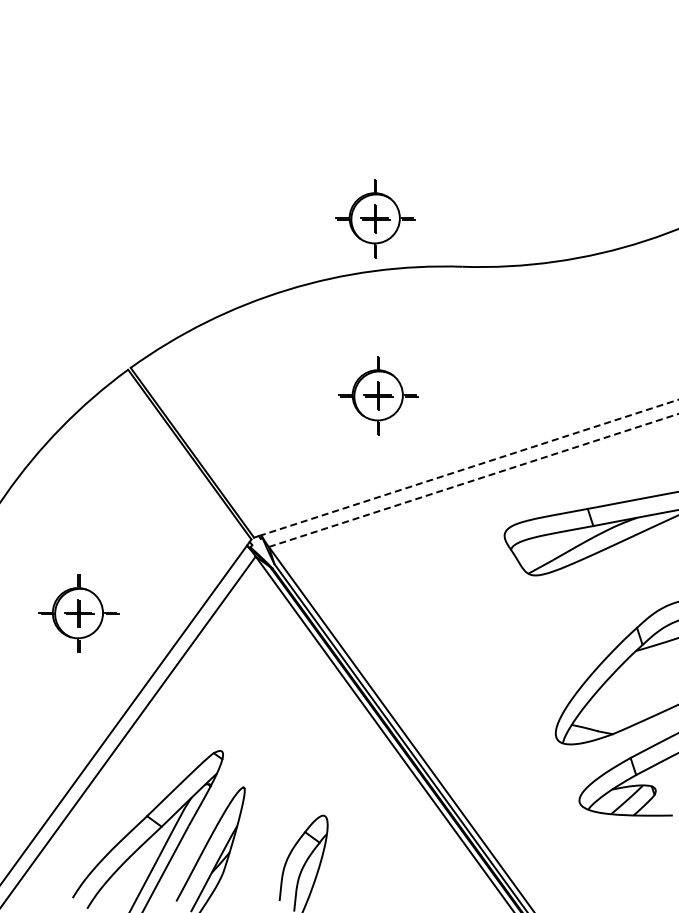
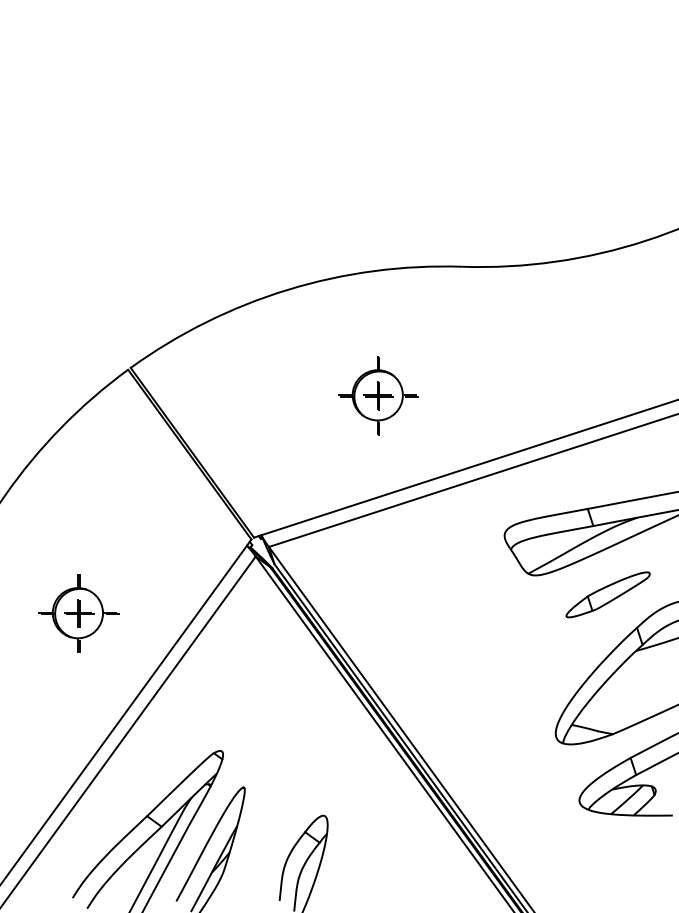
part: present -> none (375, 218)
line: dashed -> solid (469, 467)
line: dashed -> solid (474, 480)
part: none -> present (607, 594)
